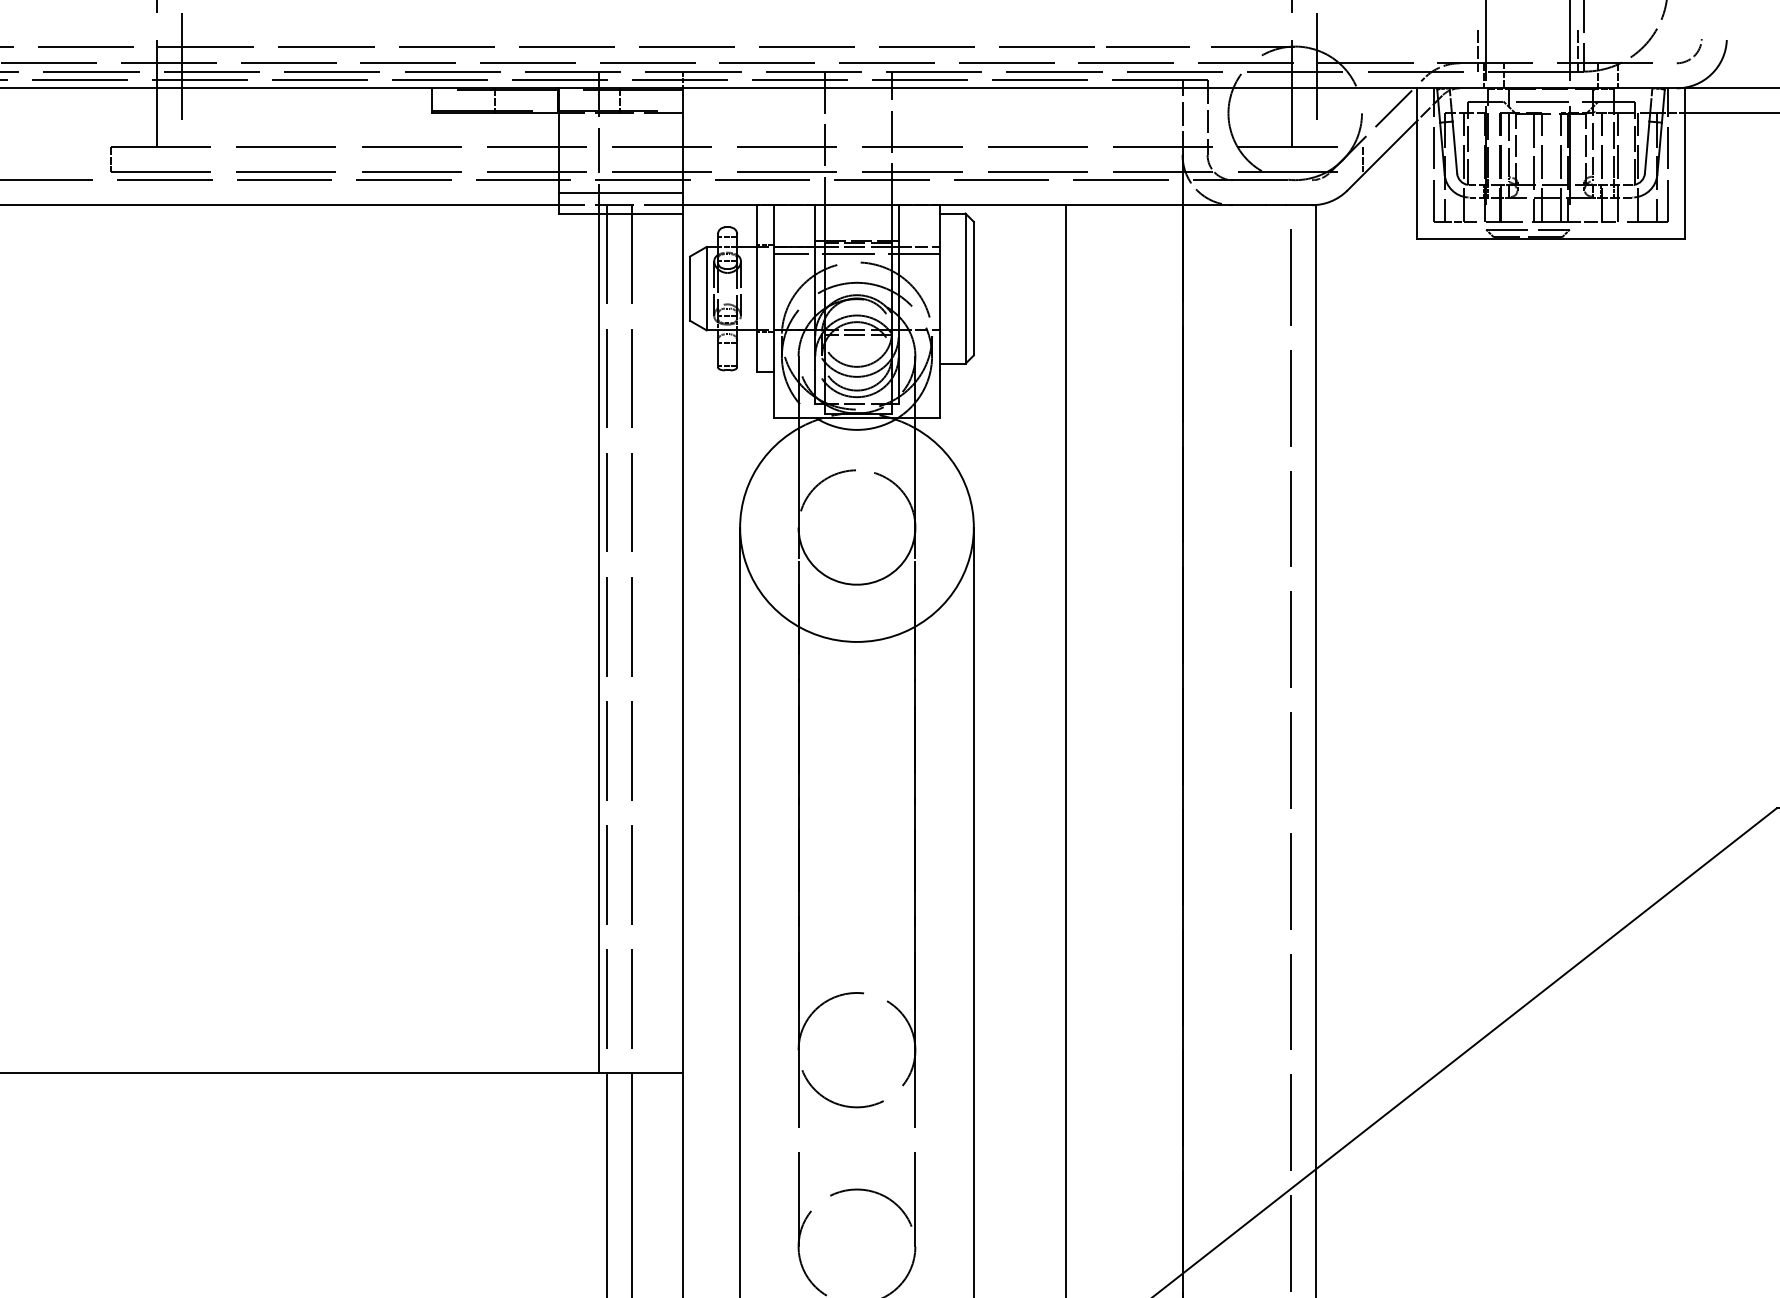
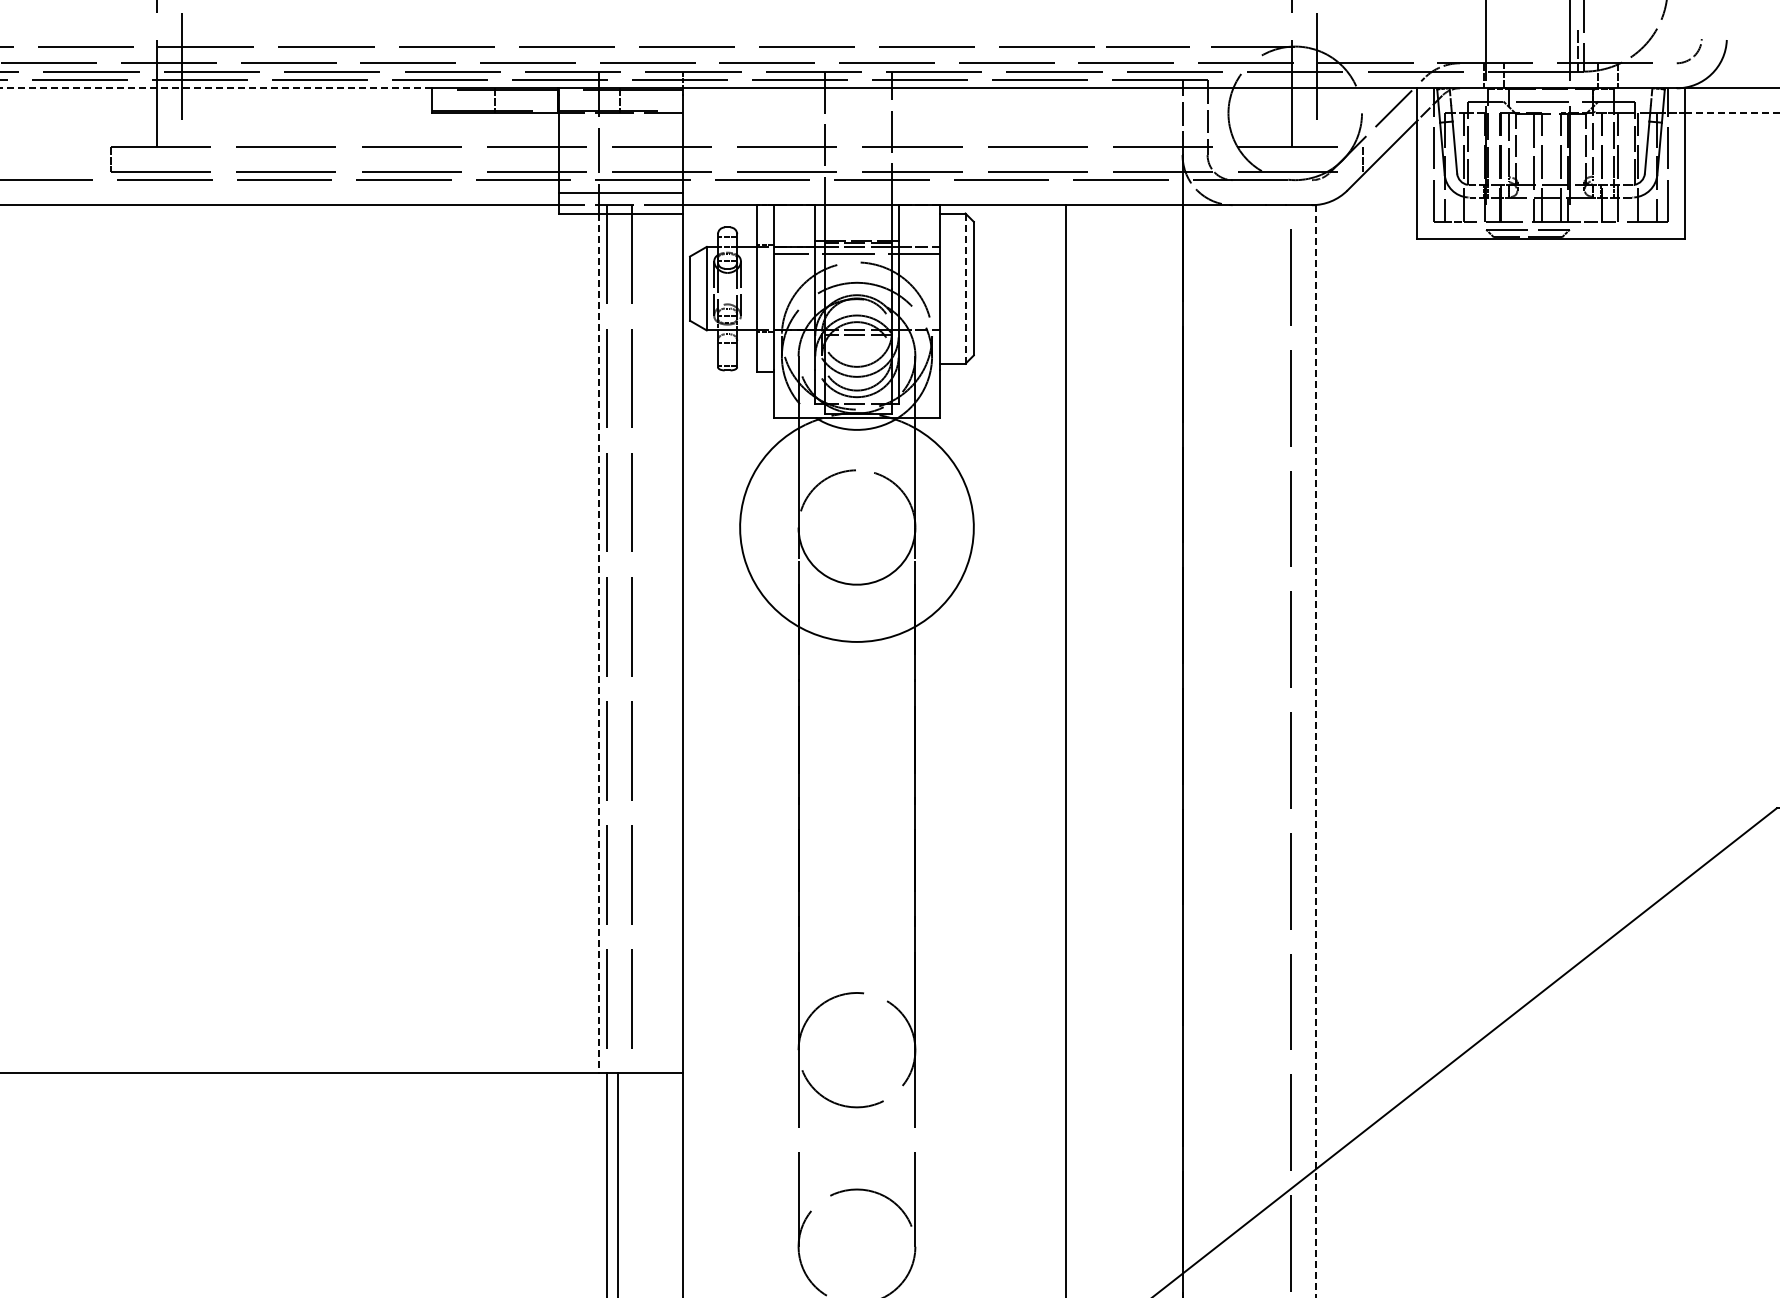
line: present -> none (1477, 50)
line: solid -> dashed (215, 88)
line: solid -> dashed (1732, 113)
line: solid -> dashed (965, 288)
line: solid -> dashed (599, 644)
line: solid -> dashed (1316, 751)
line: present -> none (740, 910)
line: present -> none (973, 910)
line position: (631, 1183) -> (617, 1183) (617, 1183)
